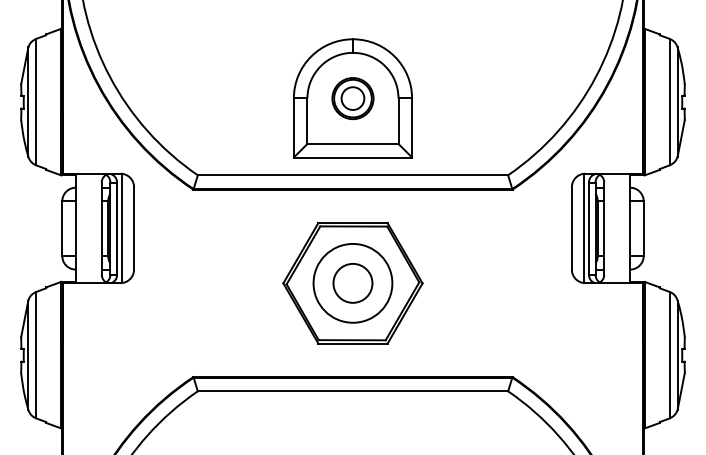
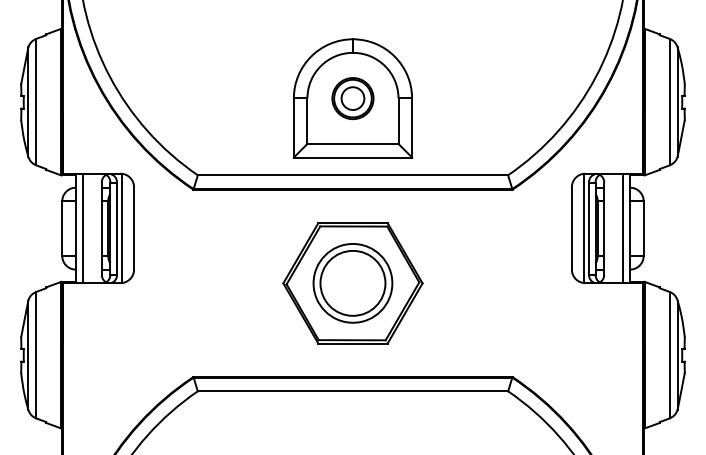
line: none -> present (82, 228)
line: none -> present (623, 228)
circle diameter: 39 px -> 65 px (352, 282)
